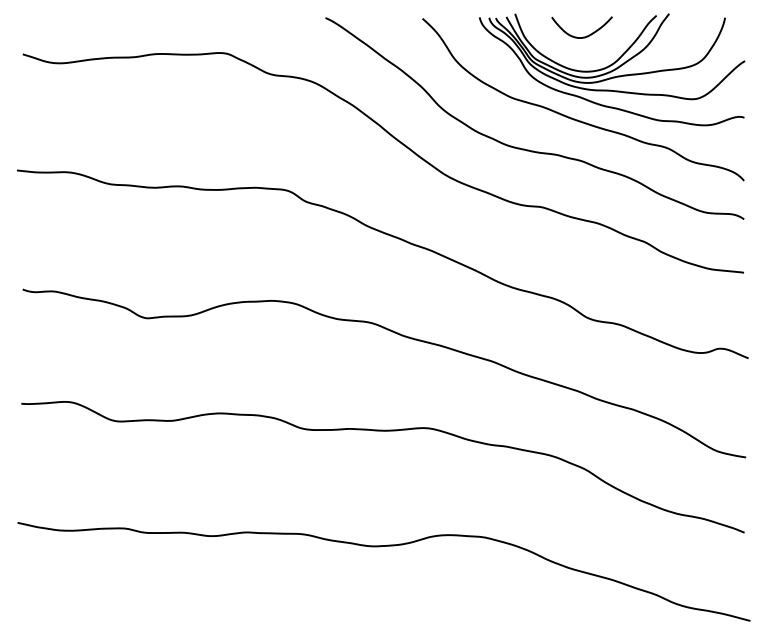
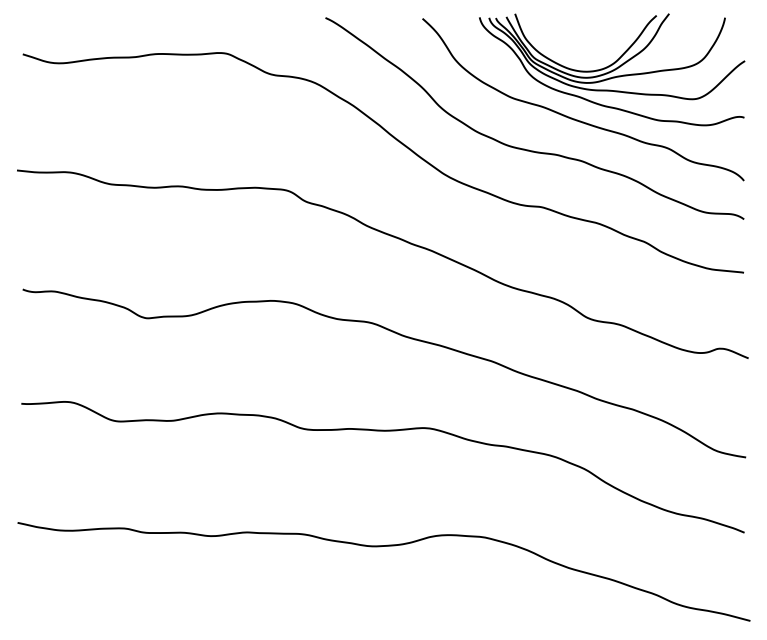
curve: present -> none (583, 36)
